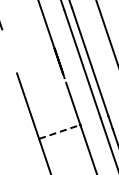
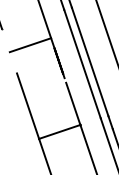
line: none -> present (30, 45)
line: dashed -> solid (59, 131)
